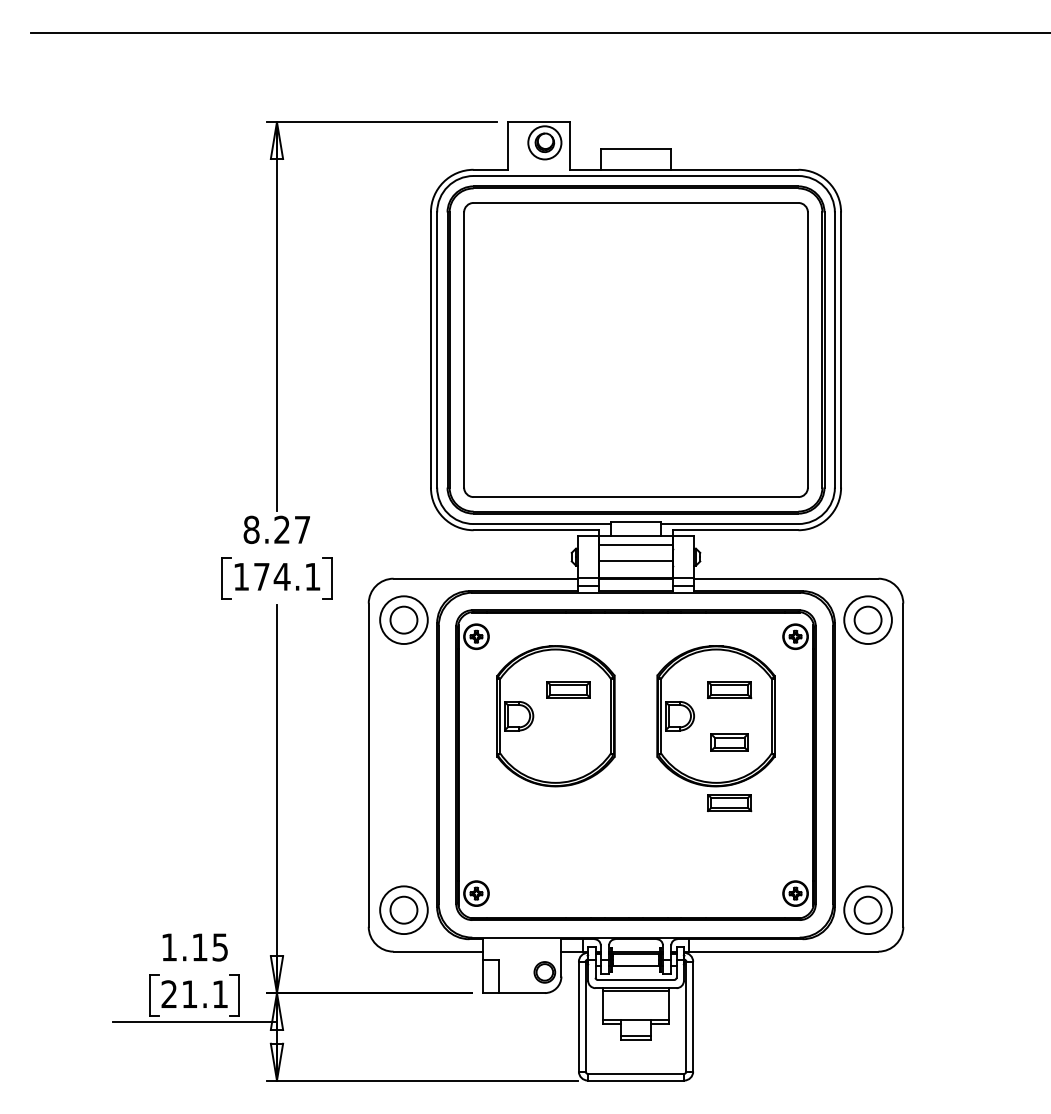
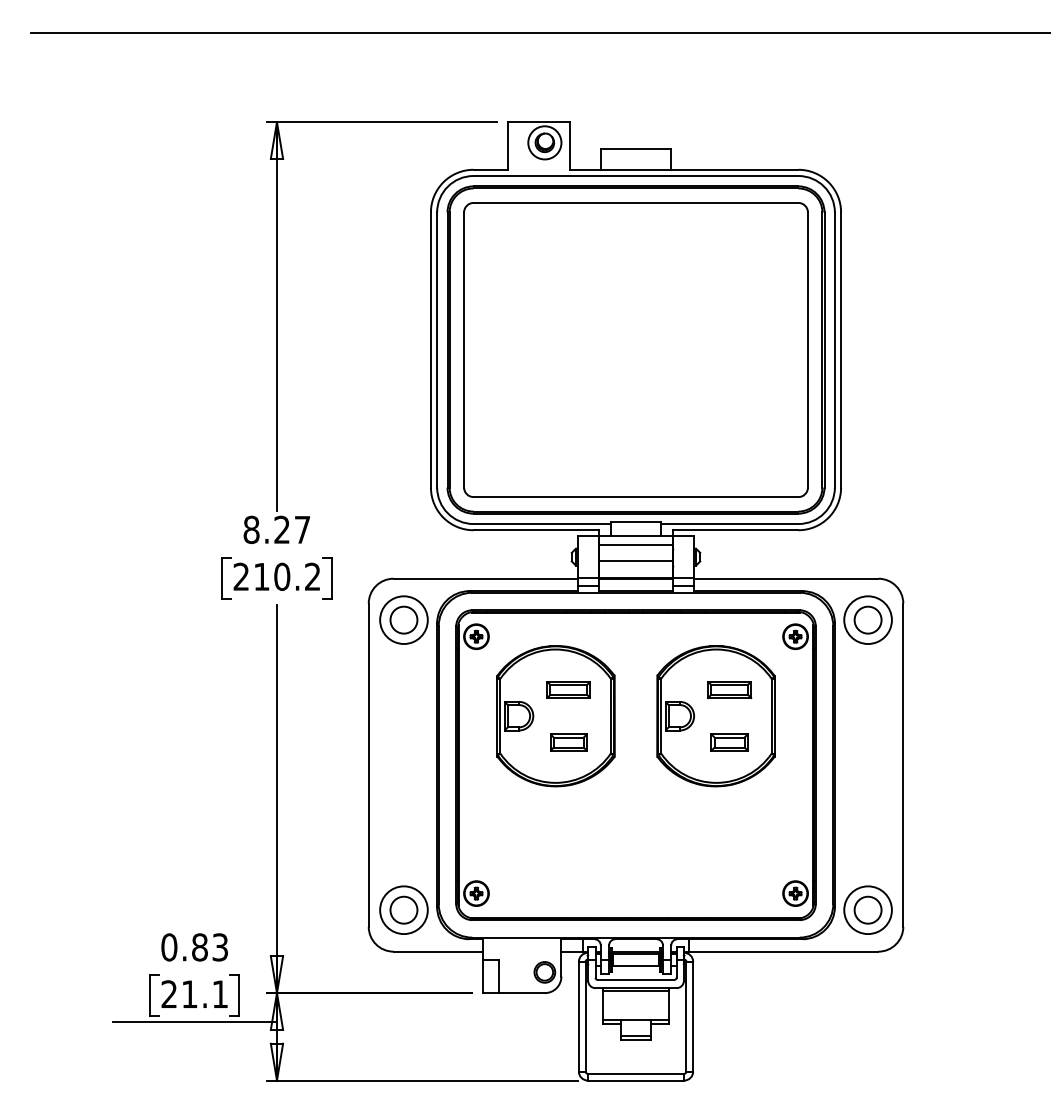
text: 174.1 -> 210.2 (276, 576)
part: none -> present (568, 742)
part: present -> none (729, 803)
text: 1.15 -> 0.83 (194, 947)
